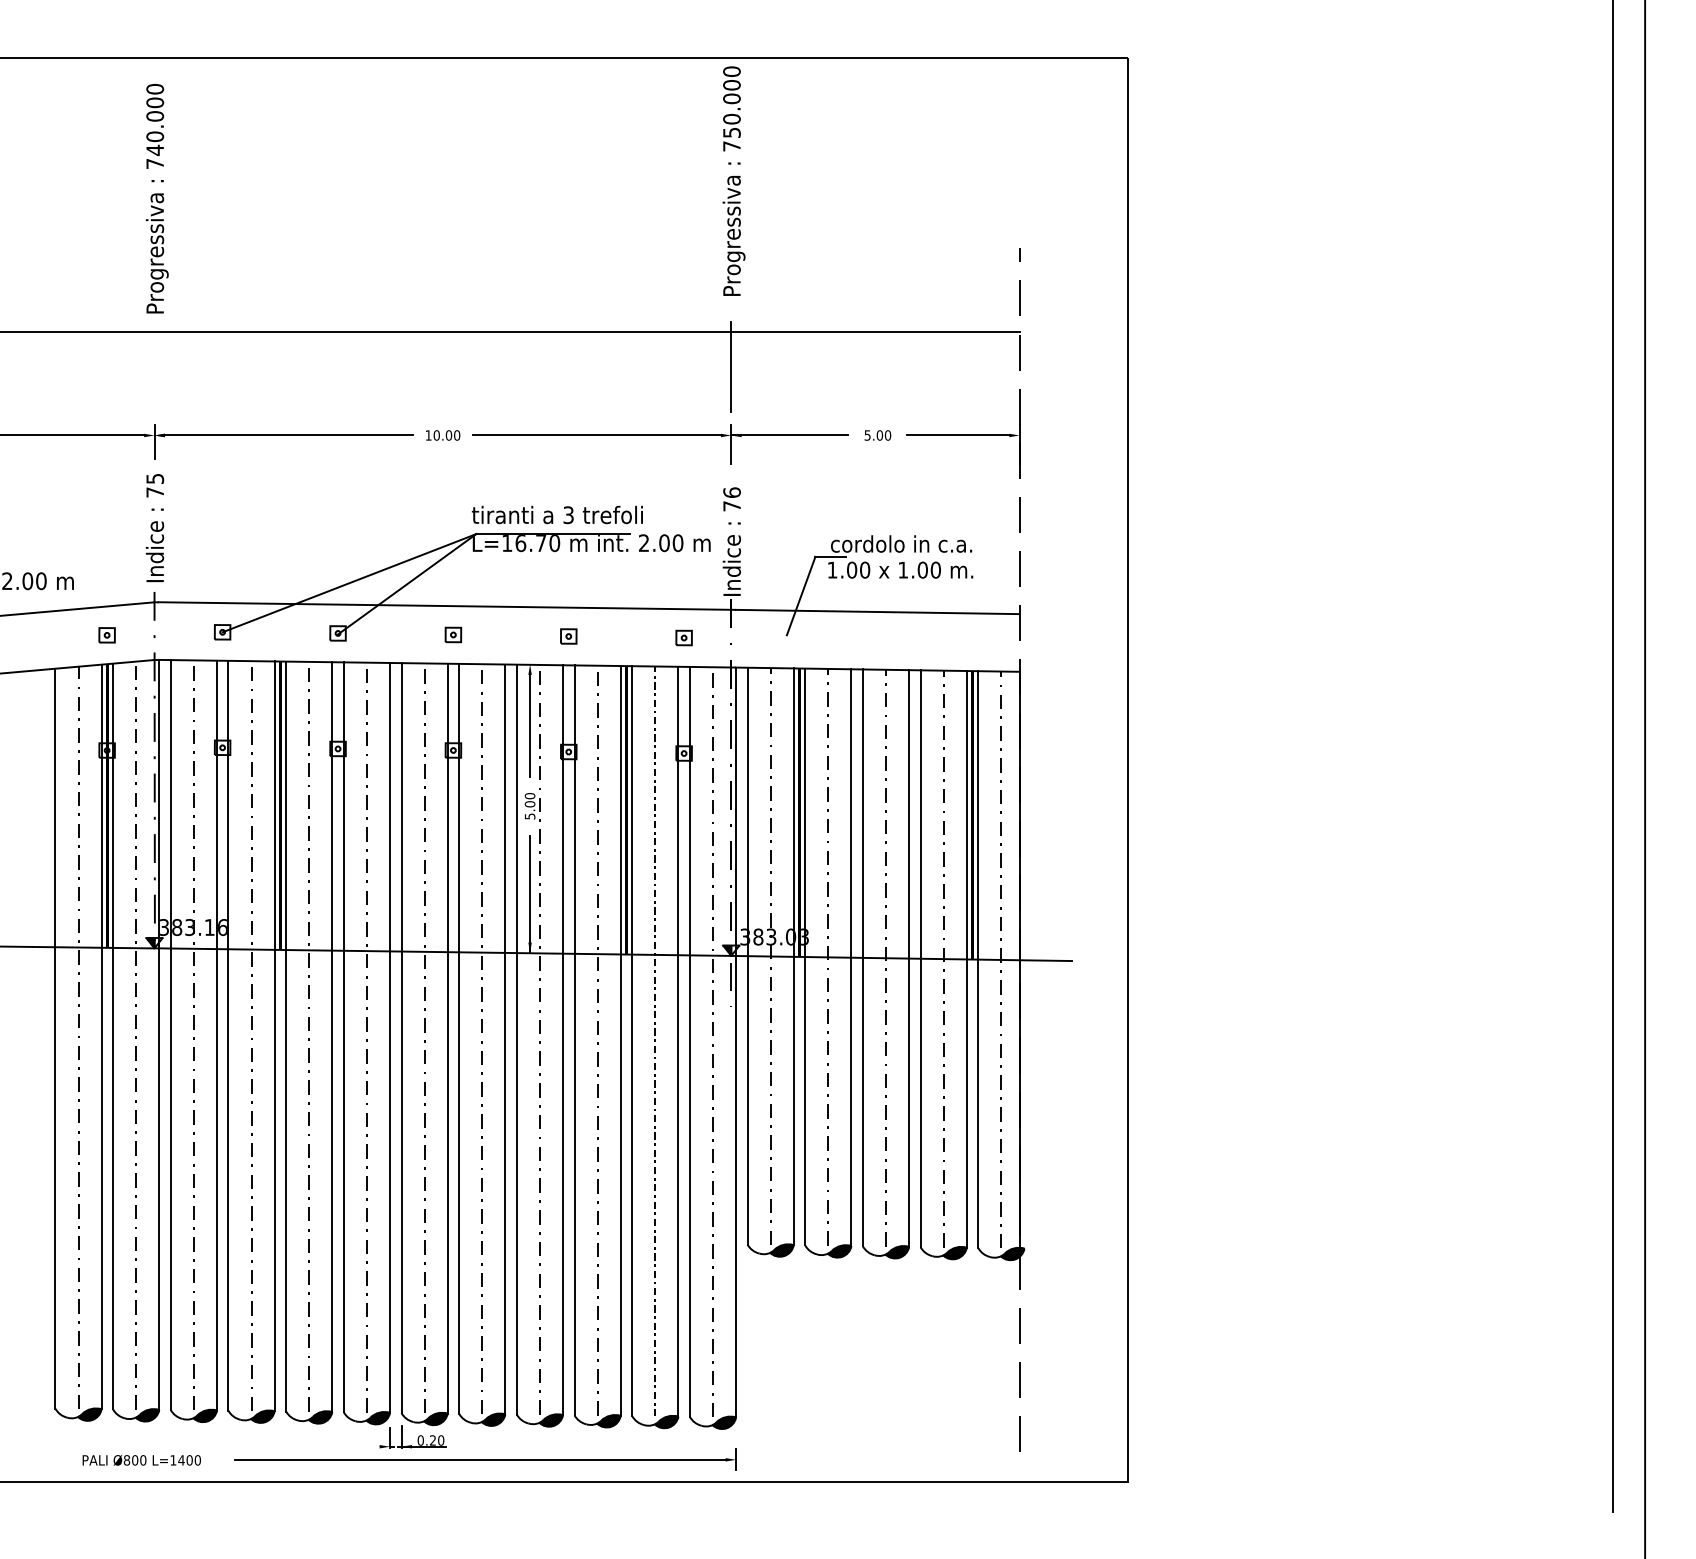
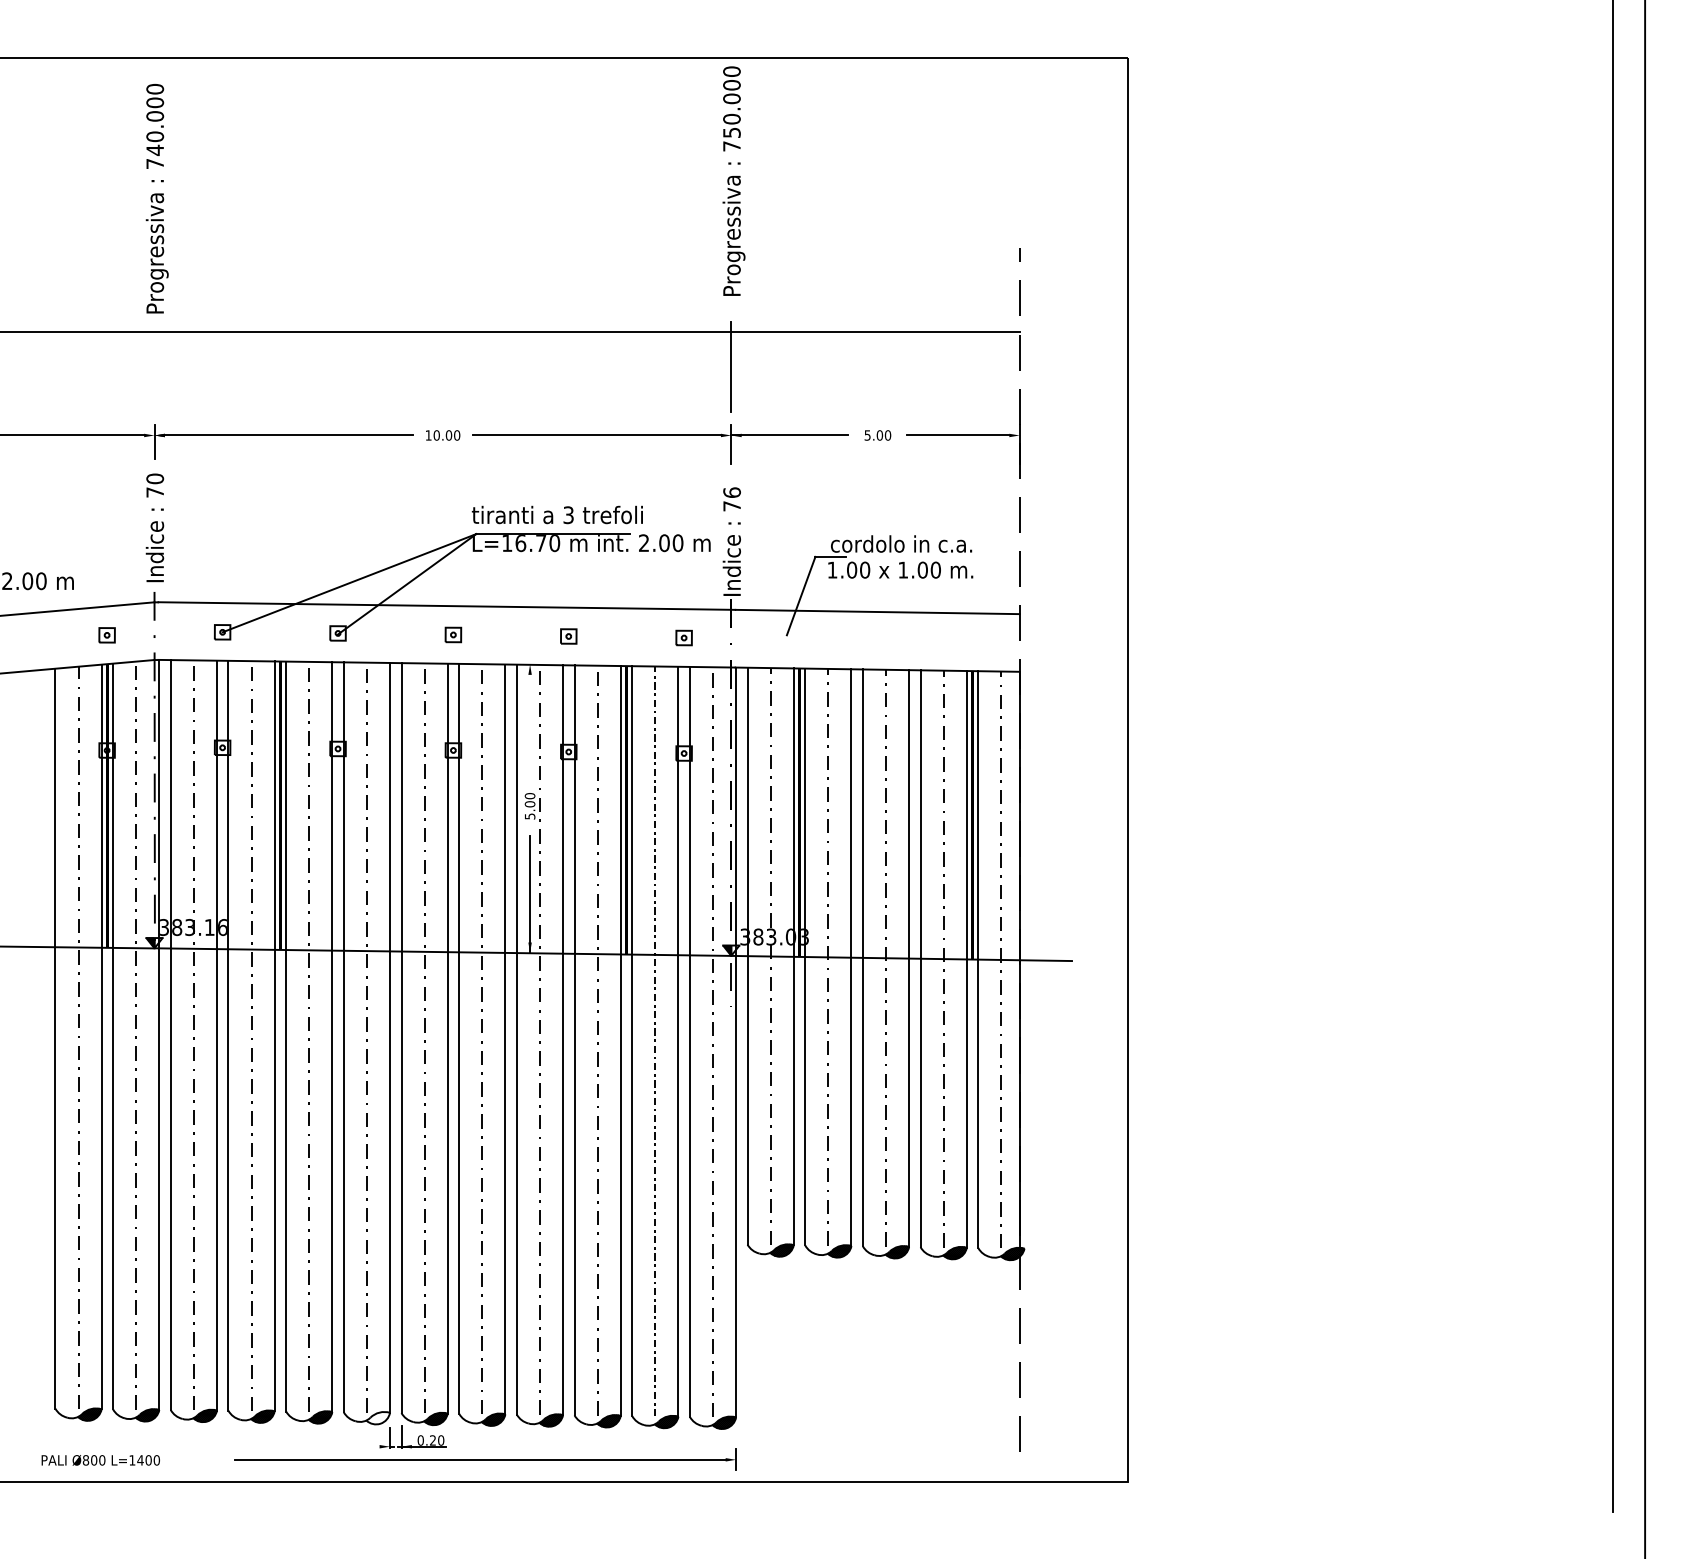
text: 75 -> 70 (155, 478)
line: present -> none (530, 725)
hatch: present -> none (378, 1418)
text position: (141, 1460) -> (100, 1460) (100, 1460)
